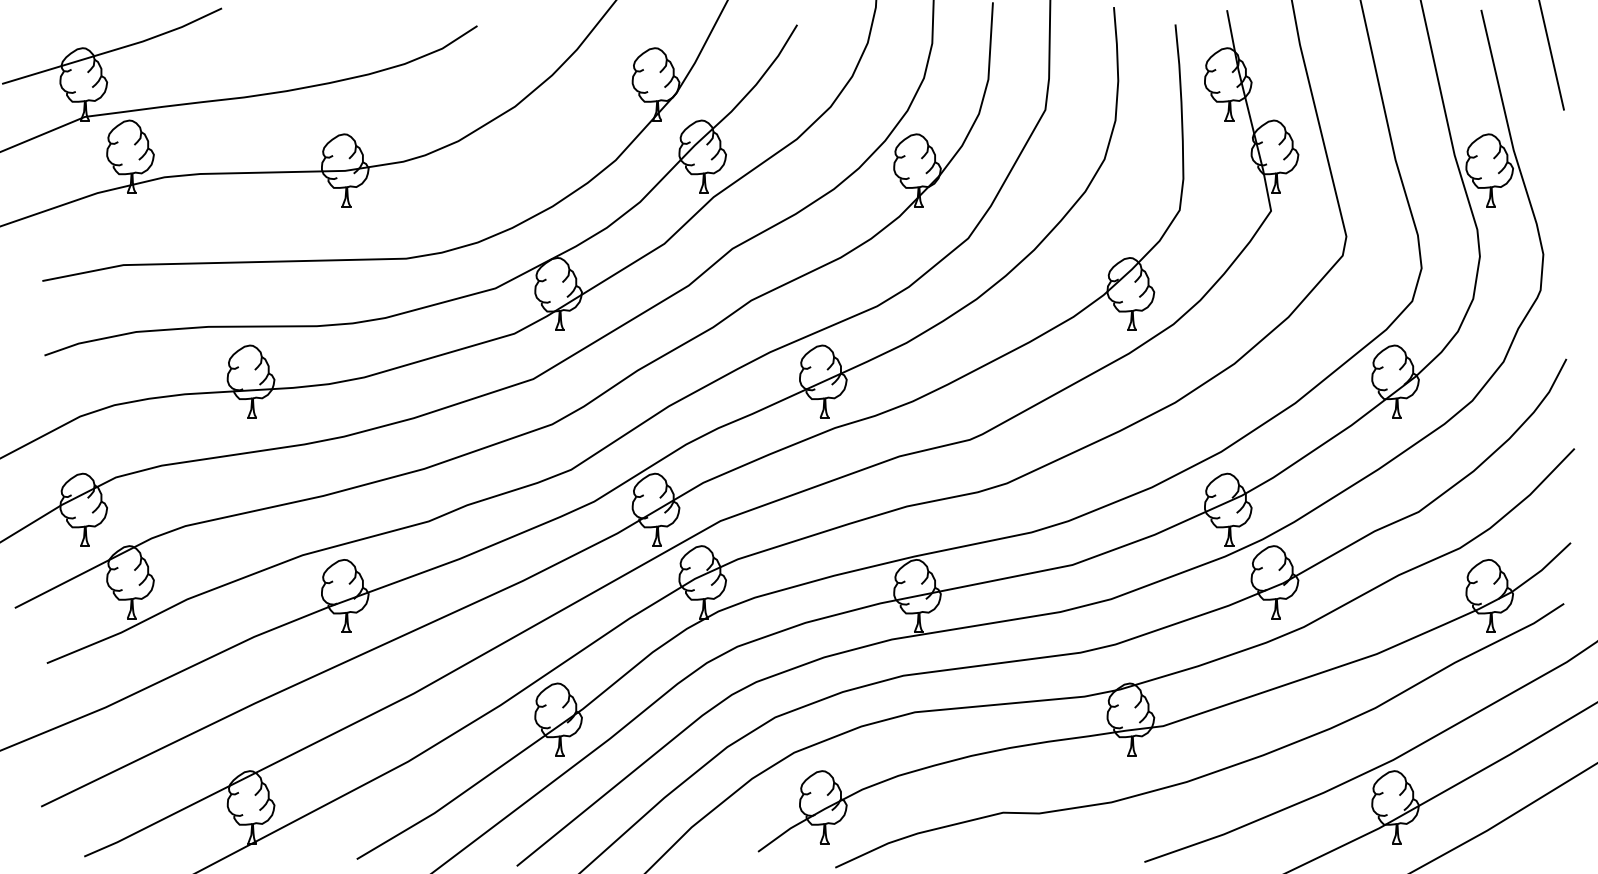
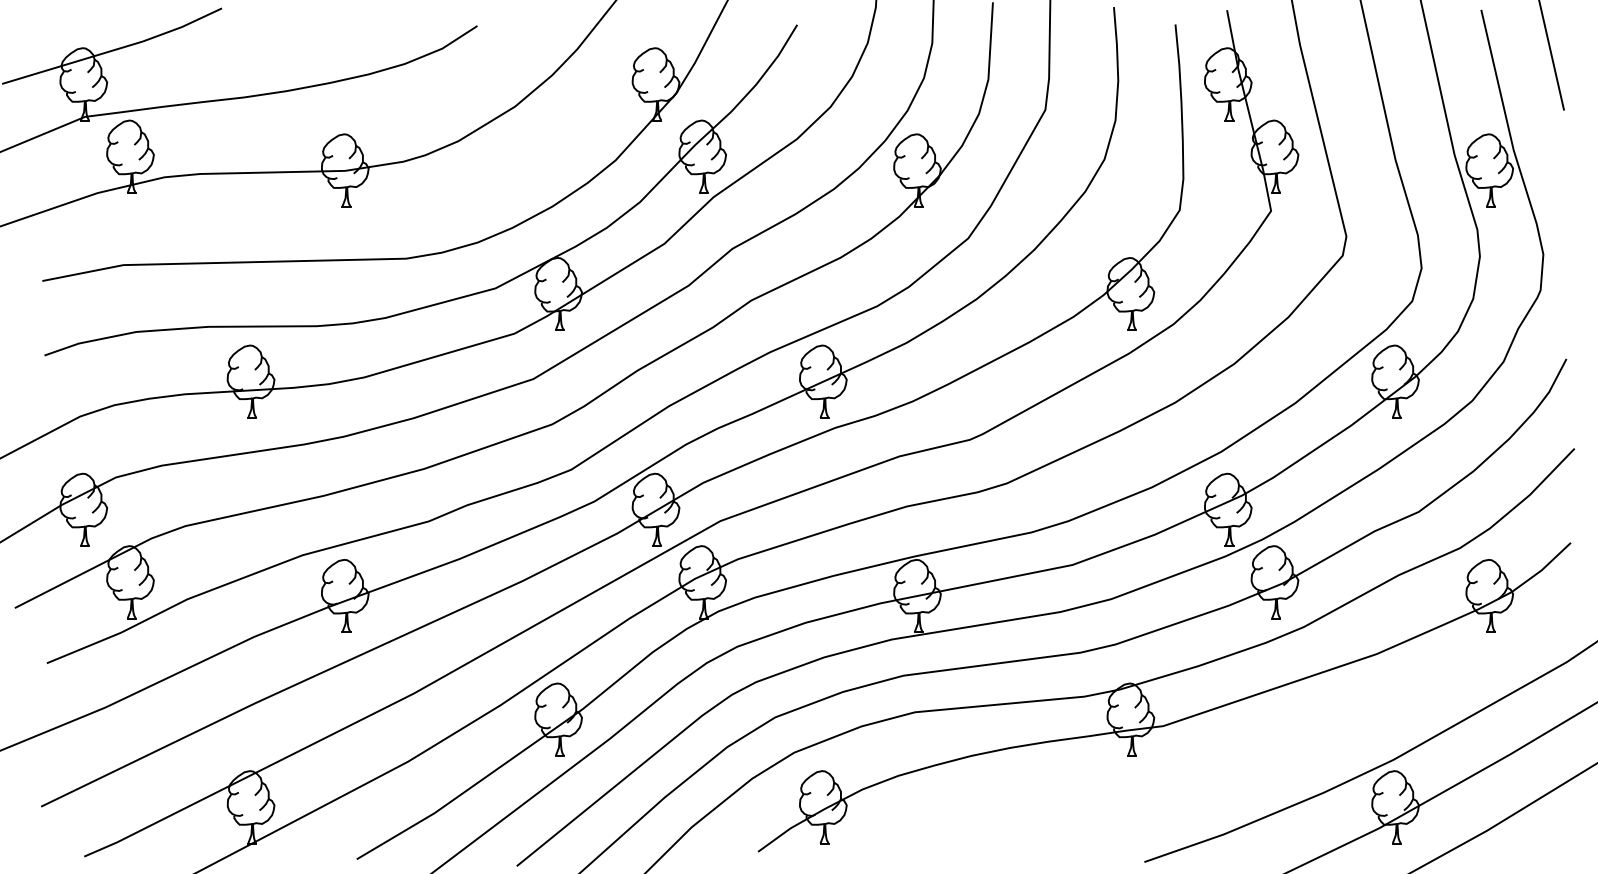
curve: present -> none (1210, 772)
